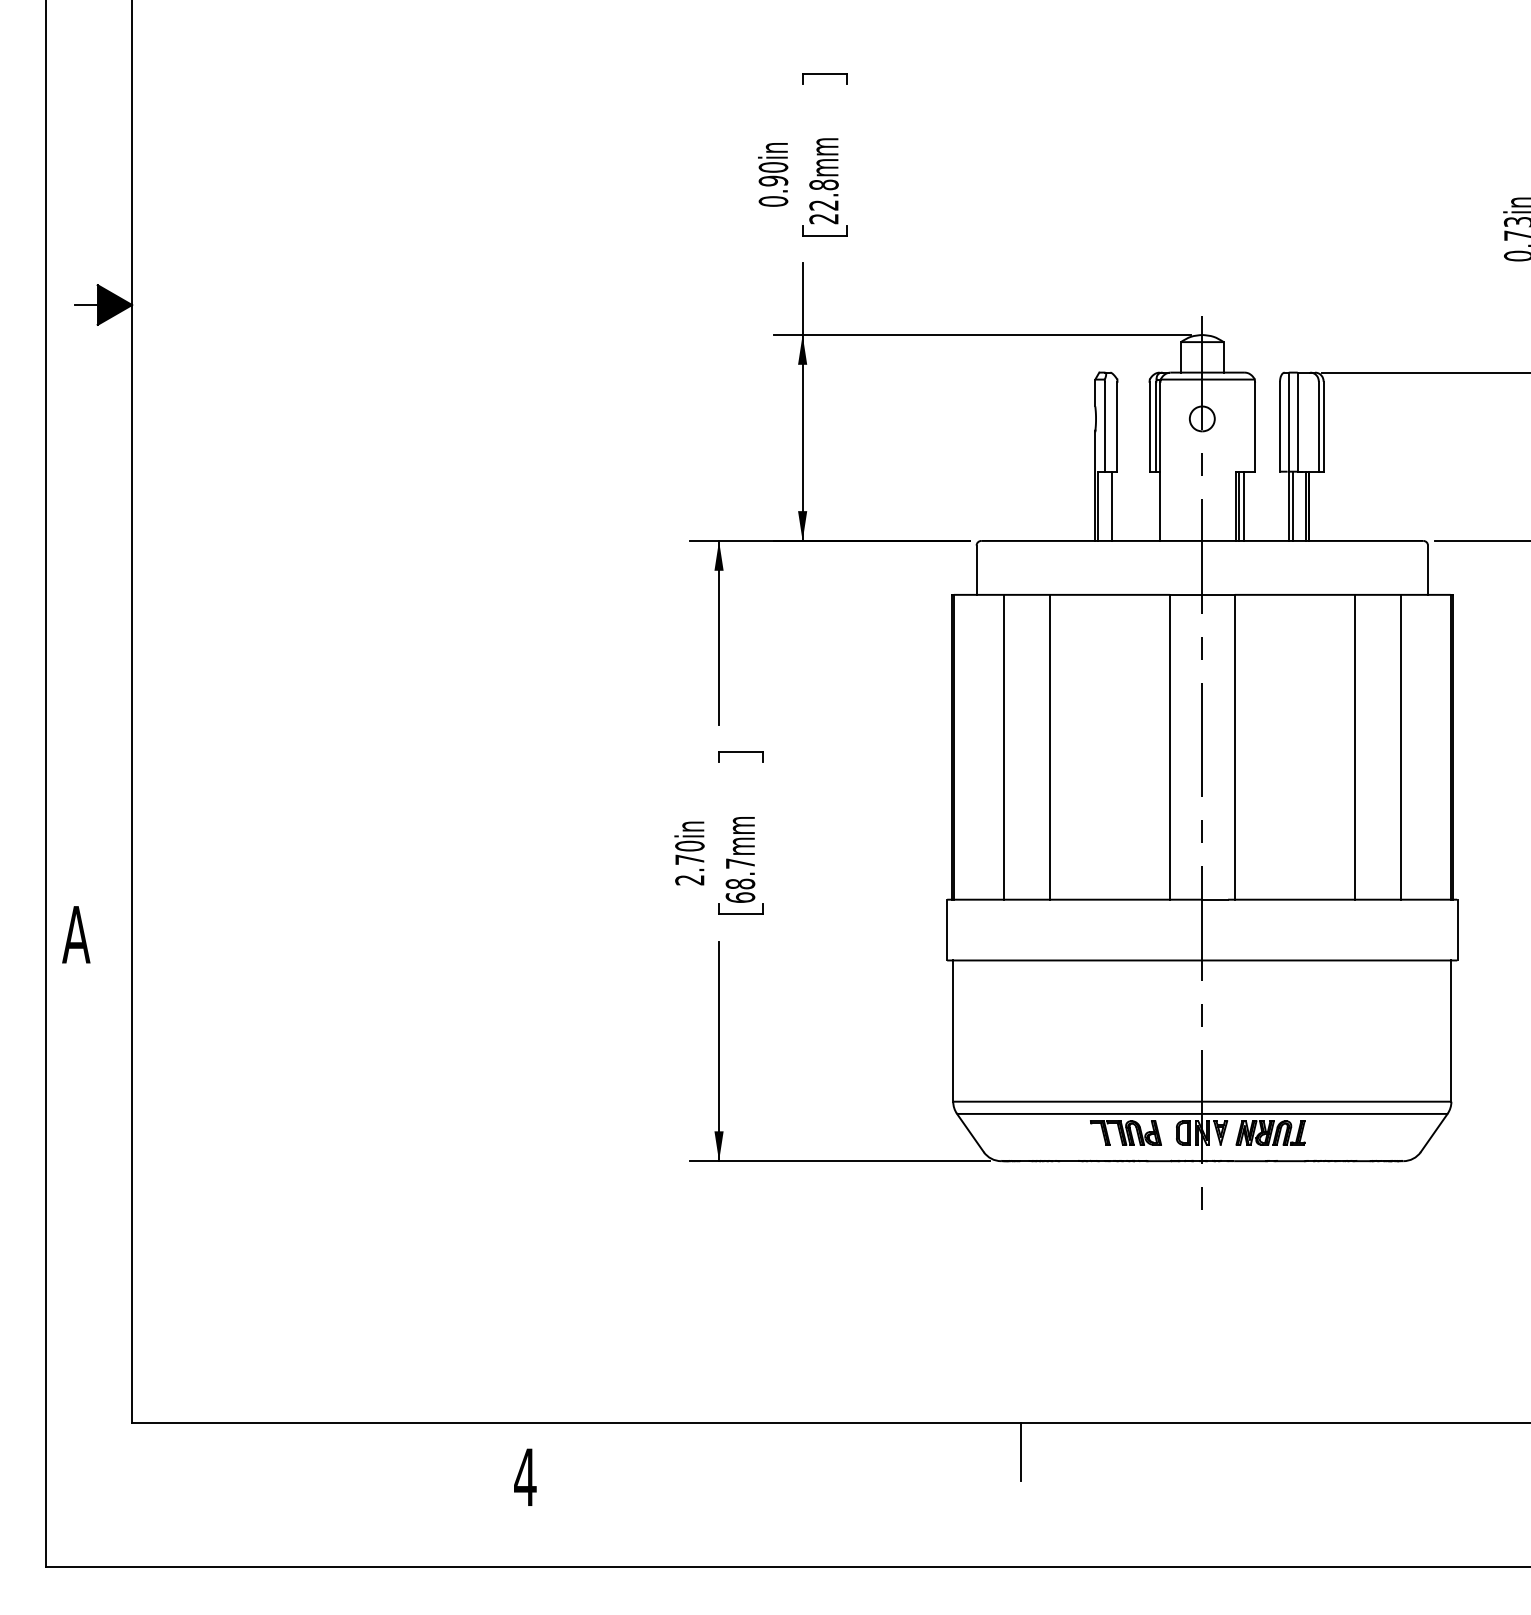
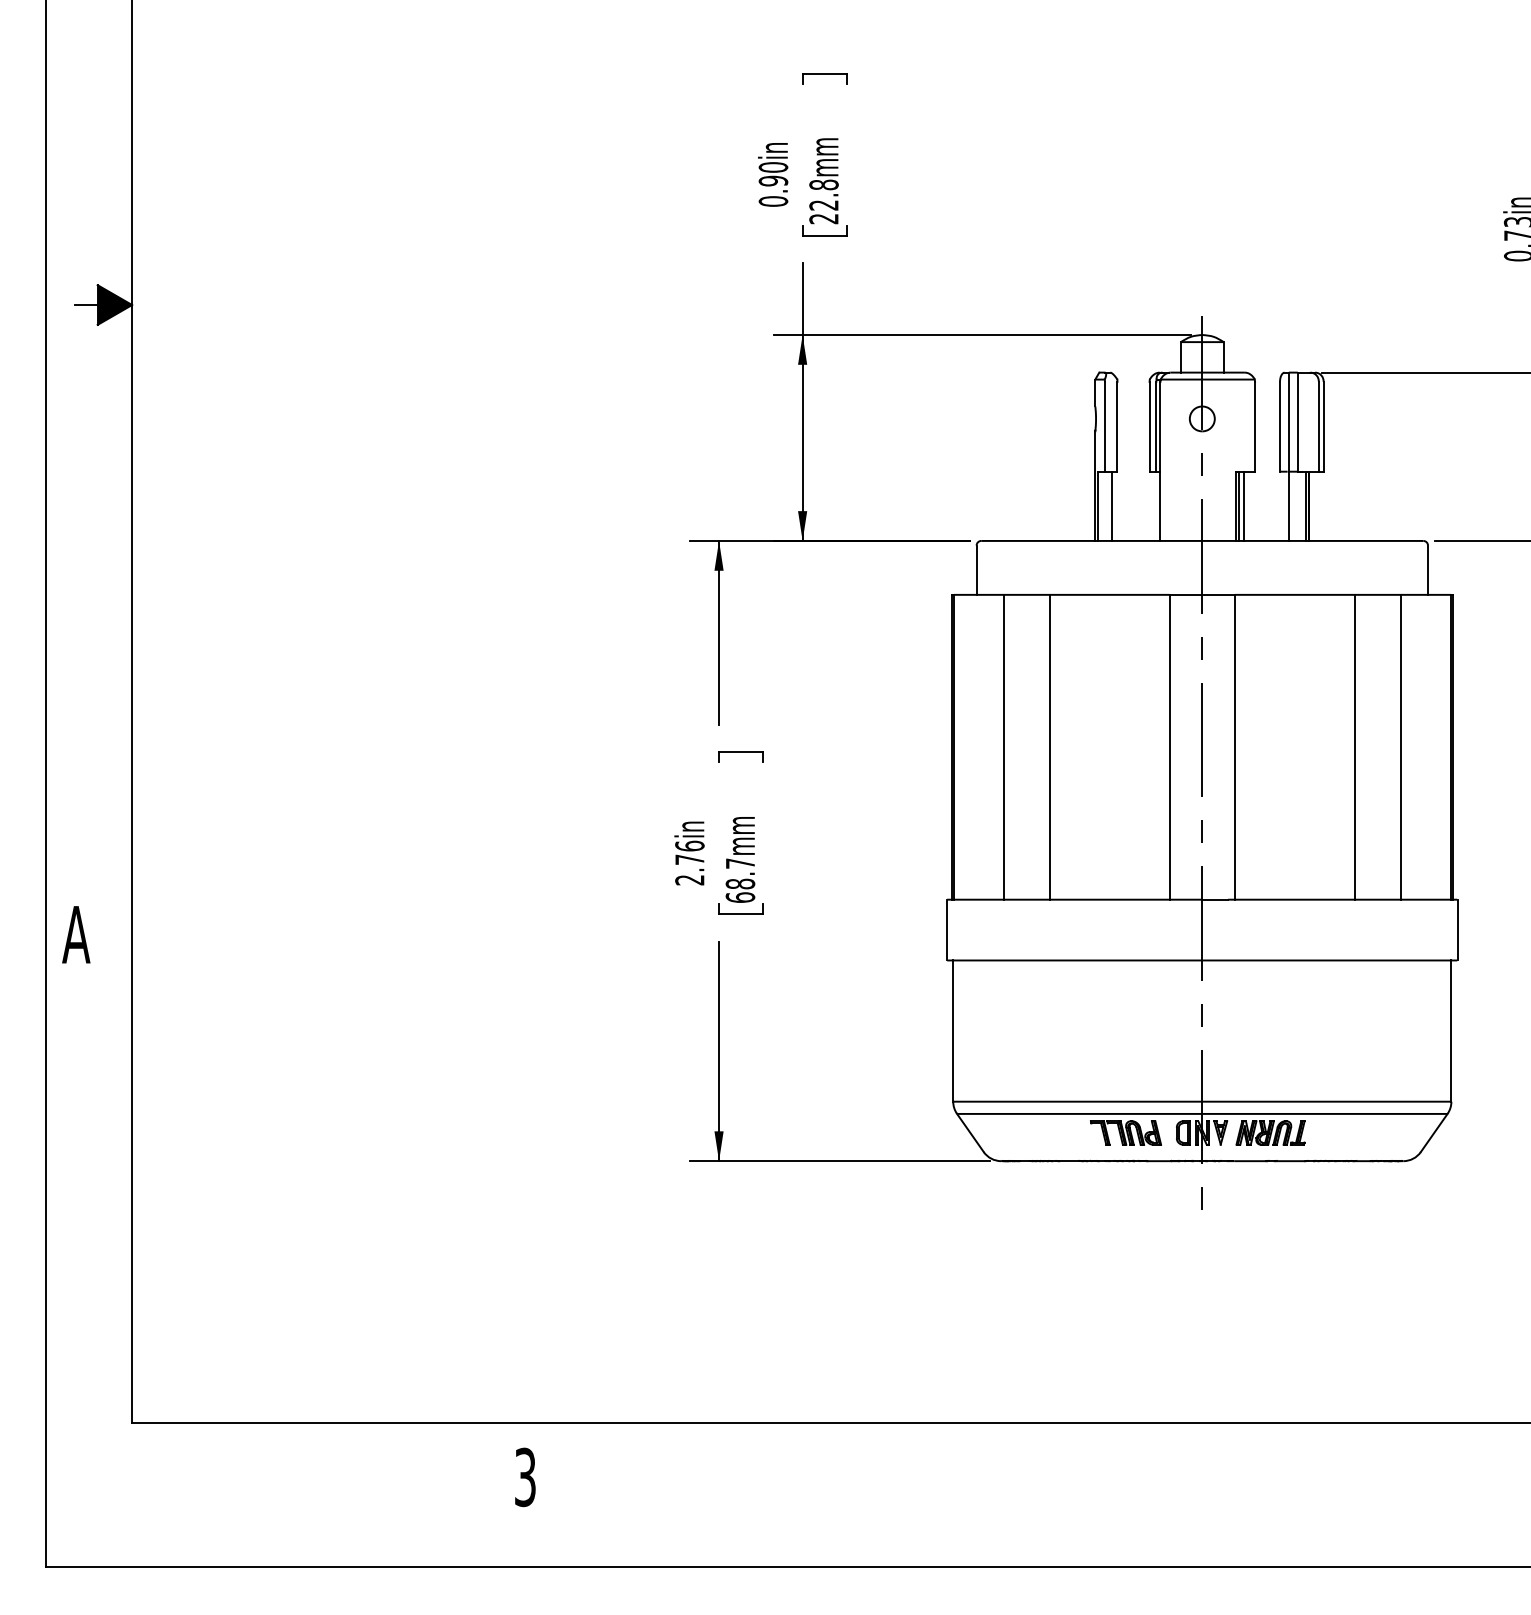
line: present -> none (1292, 505)
text: 2.70in -> 2.76in (689, 845)
line: present -> none (1020, 1451)
text: 4 -> 3 (525, 1477)
